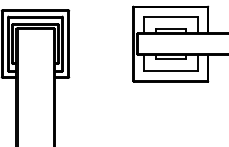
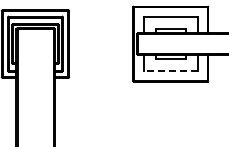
line: solid -> dashed (170, 71)
